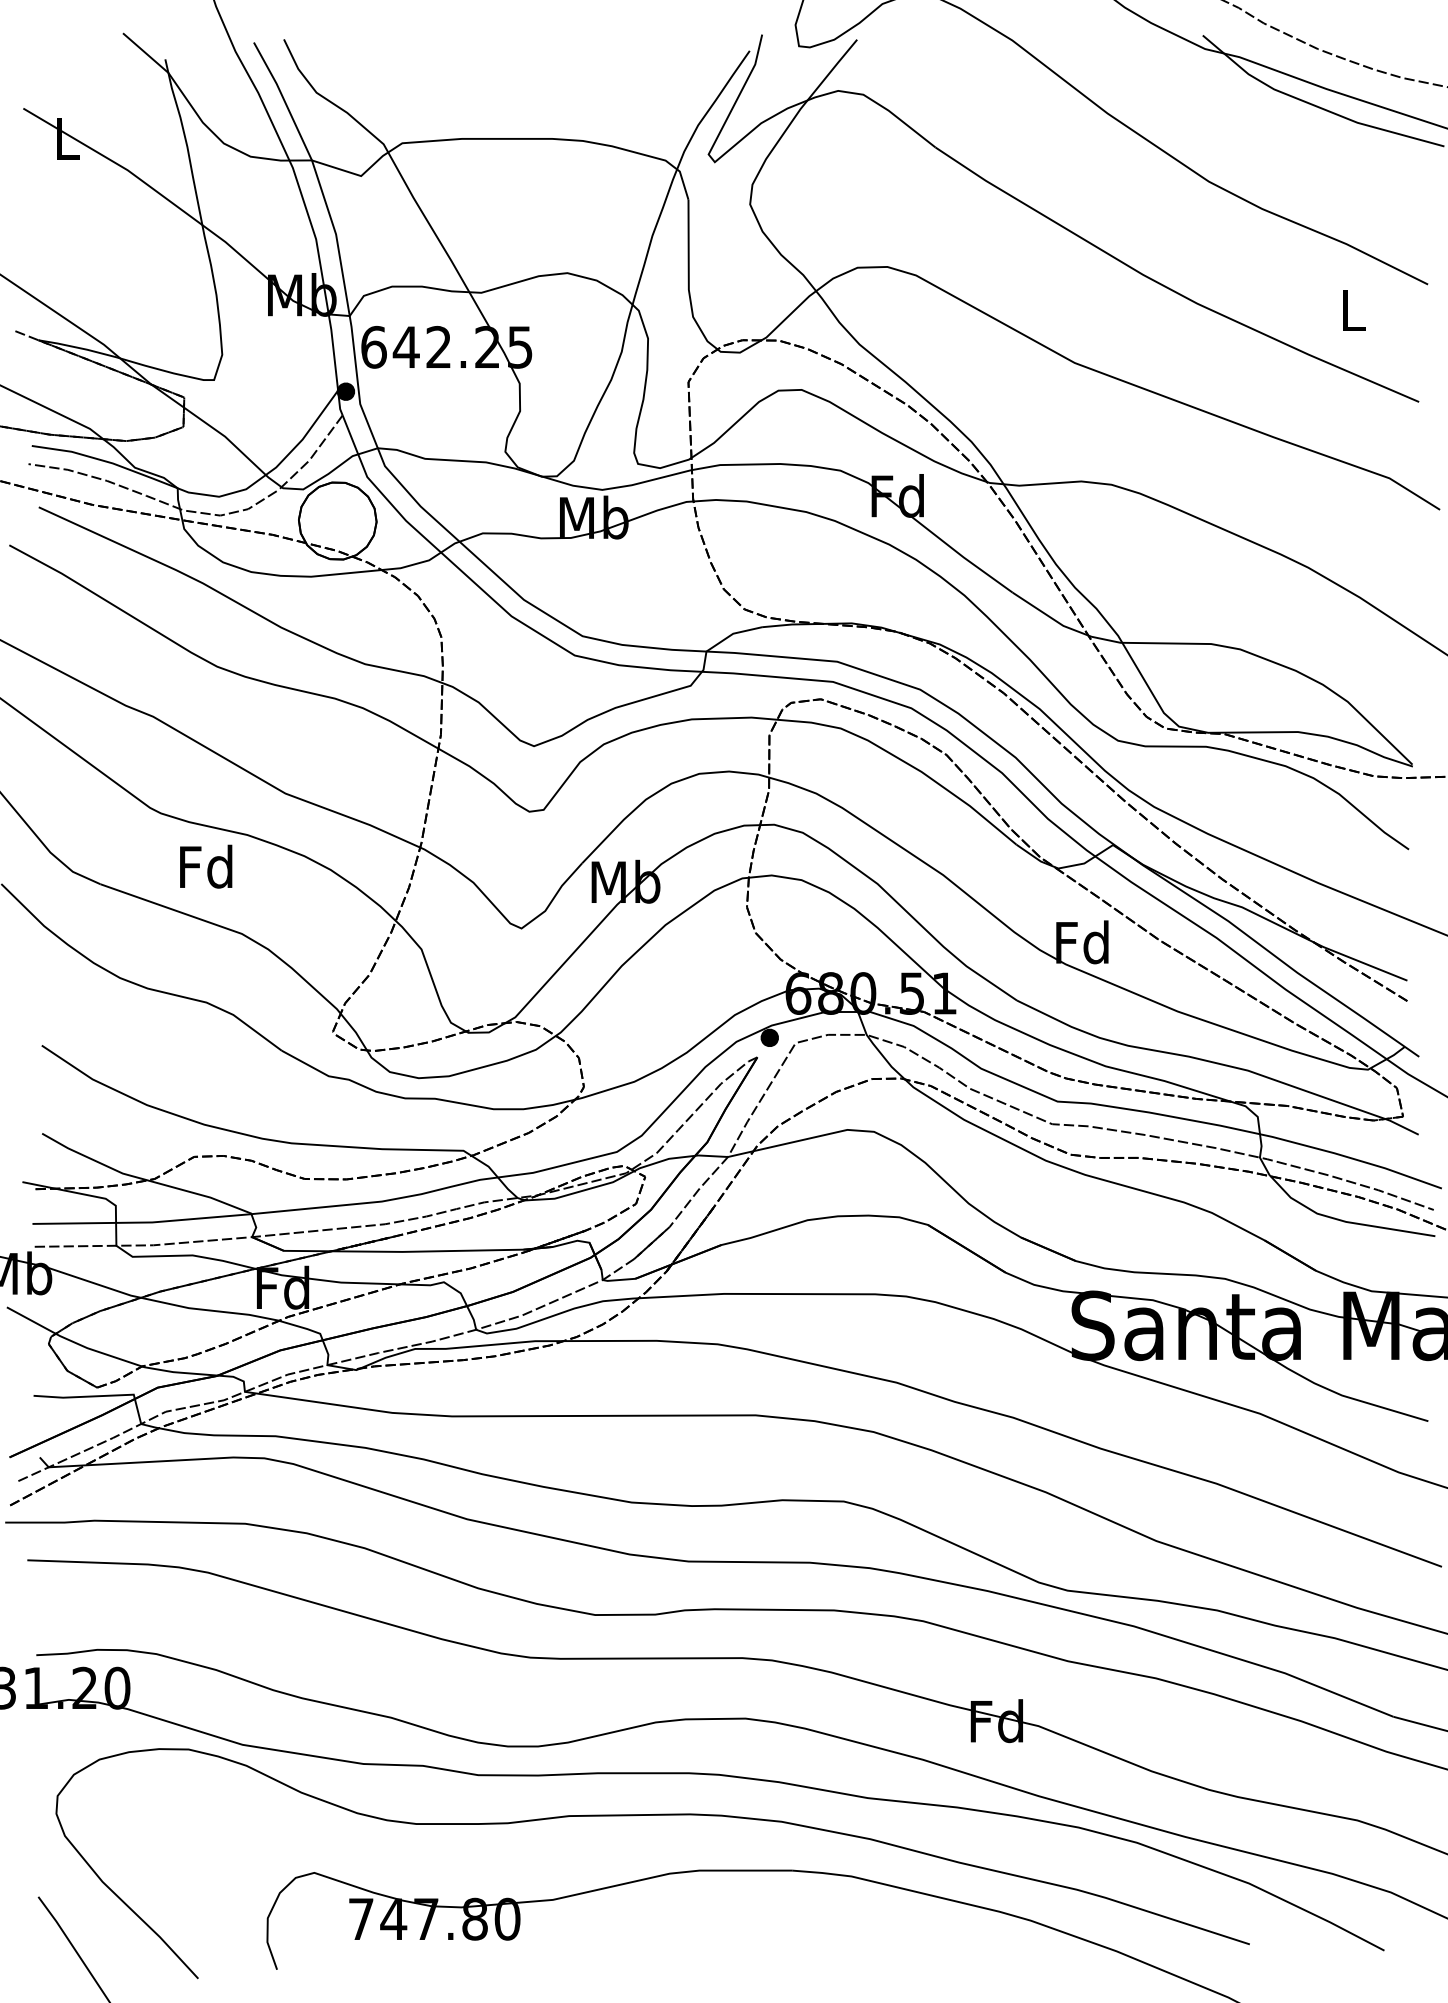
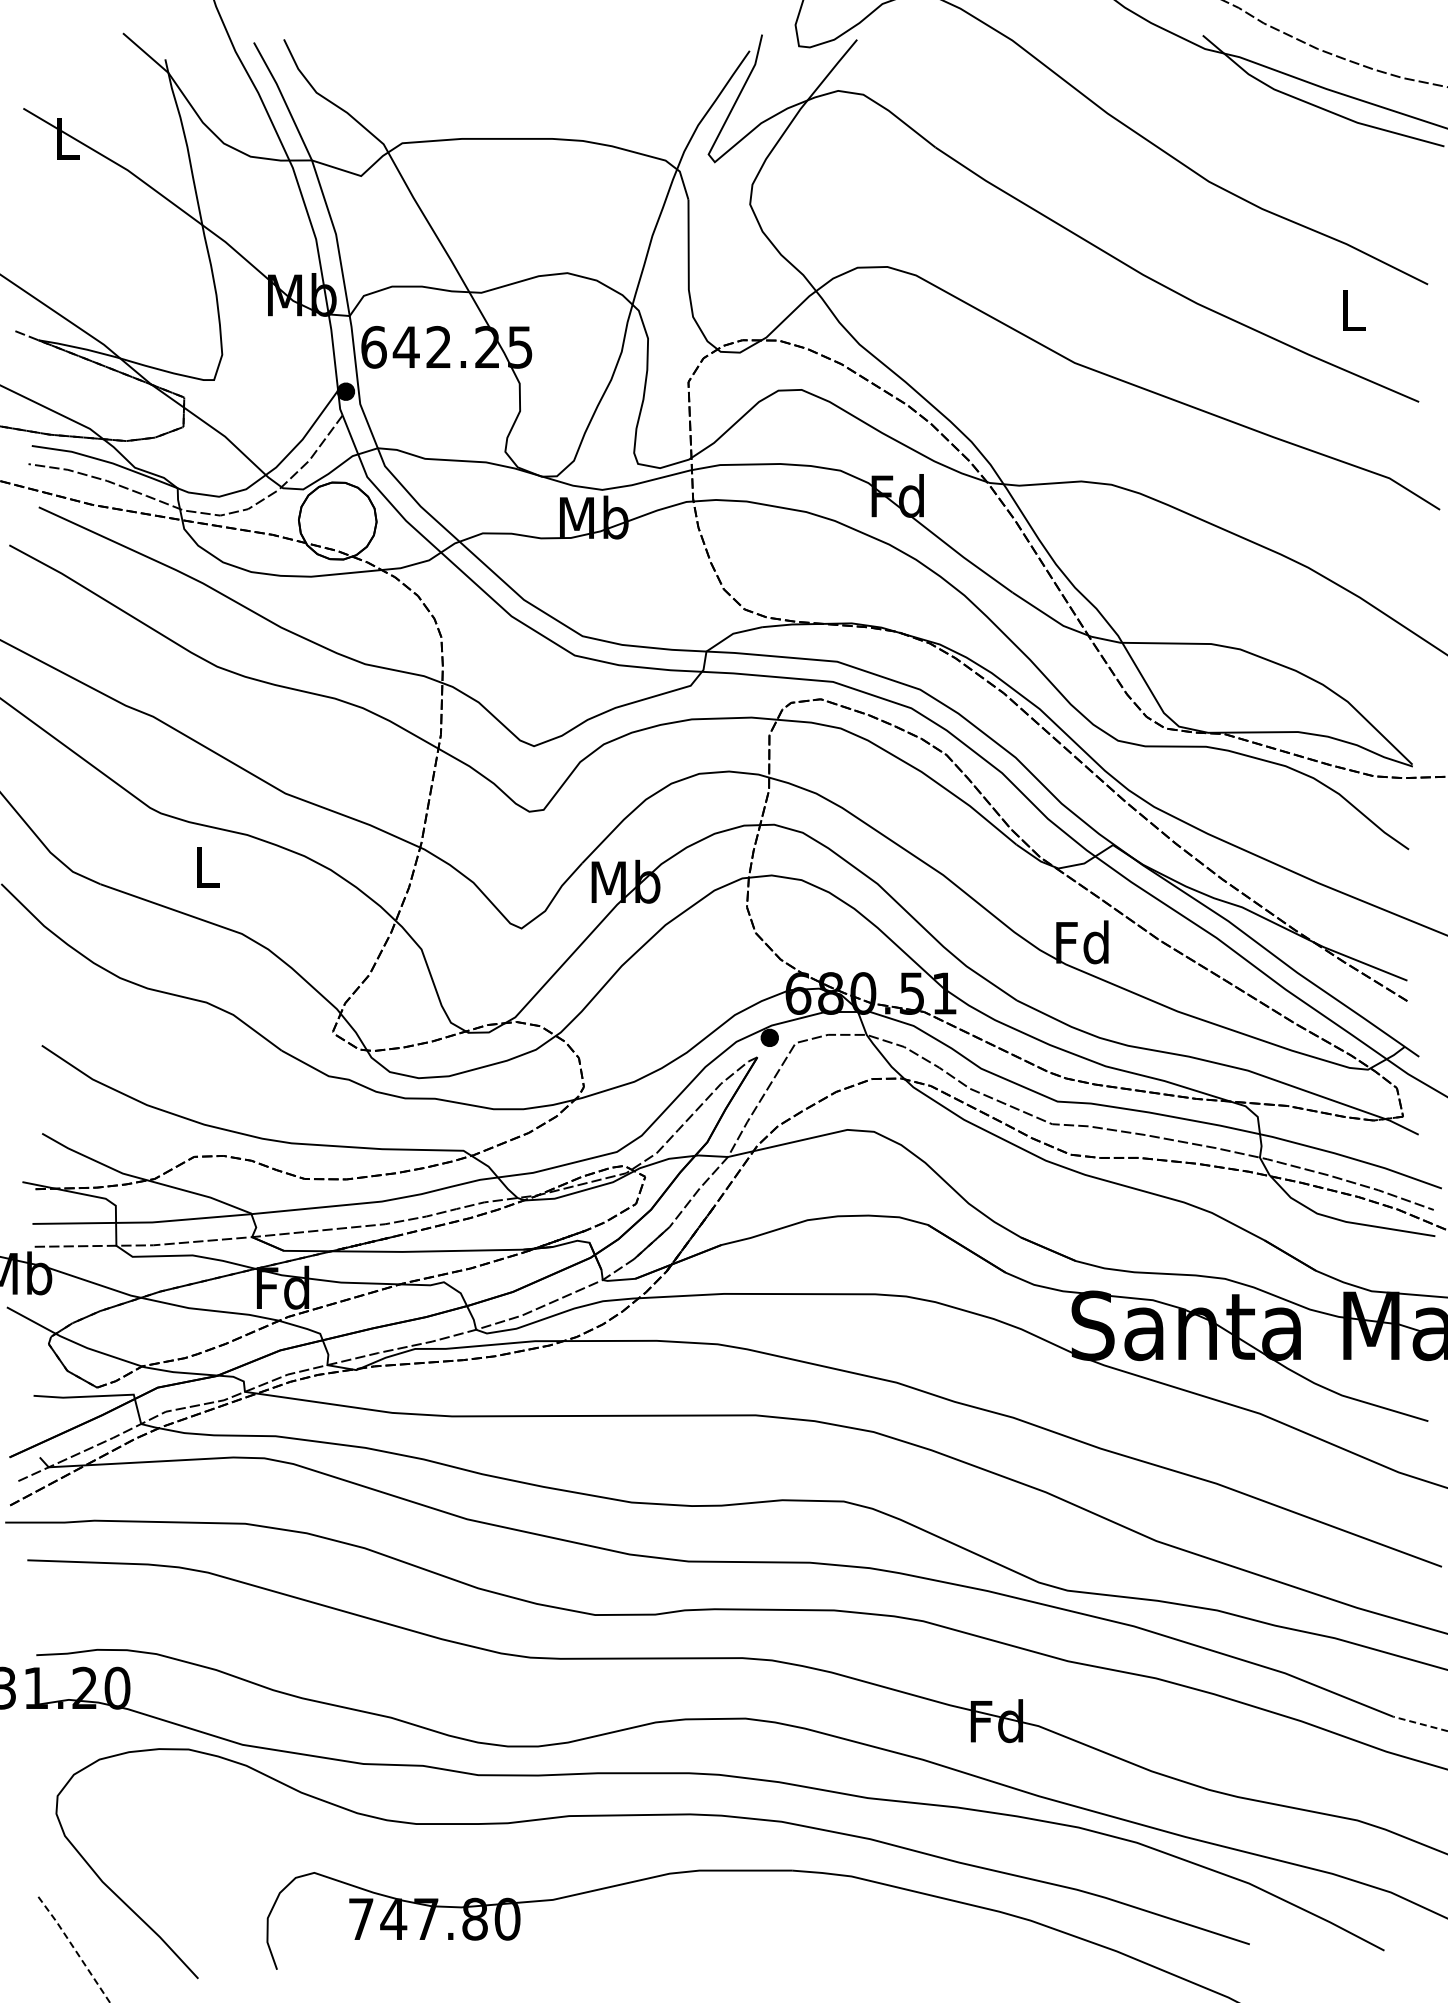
text: Fd -> L (206, 866)
line: solid -> dashed (1420, 1723)
line: solid -> dashed (74, 1949)
